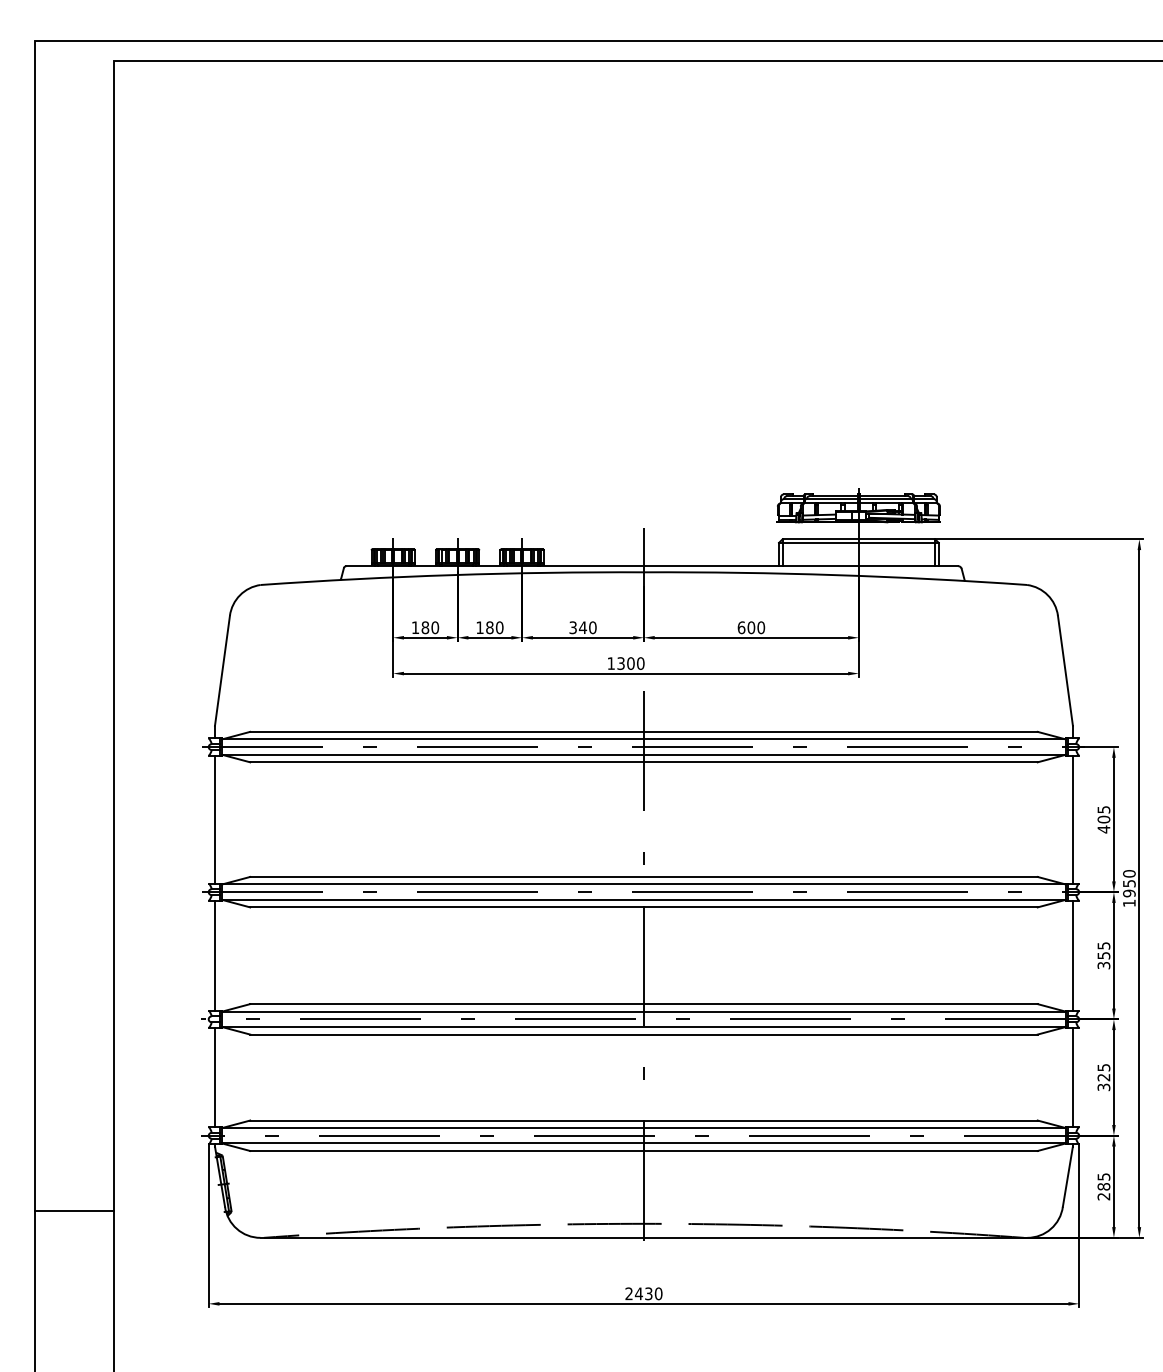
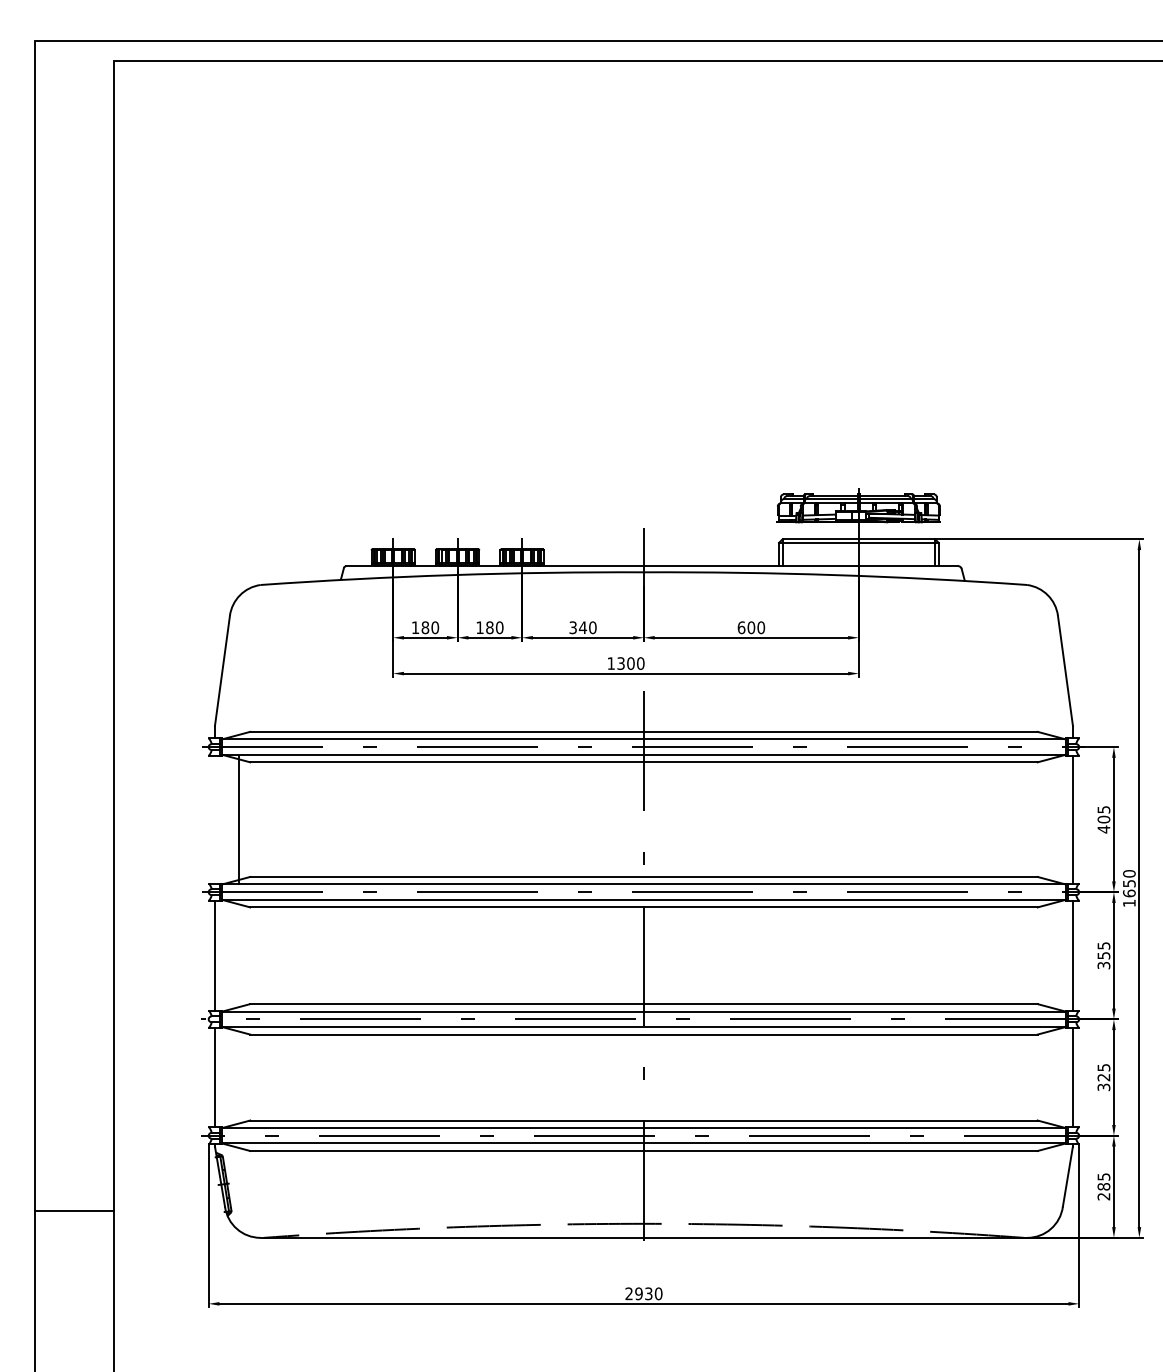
line position: (214, 819) -> (238, 819) (238, 819)
text: 1950 -> 1650 (1129, 893)
text: 2430 -> 2930 (638, 1293)
